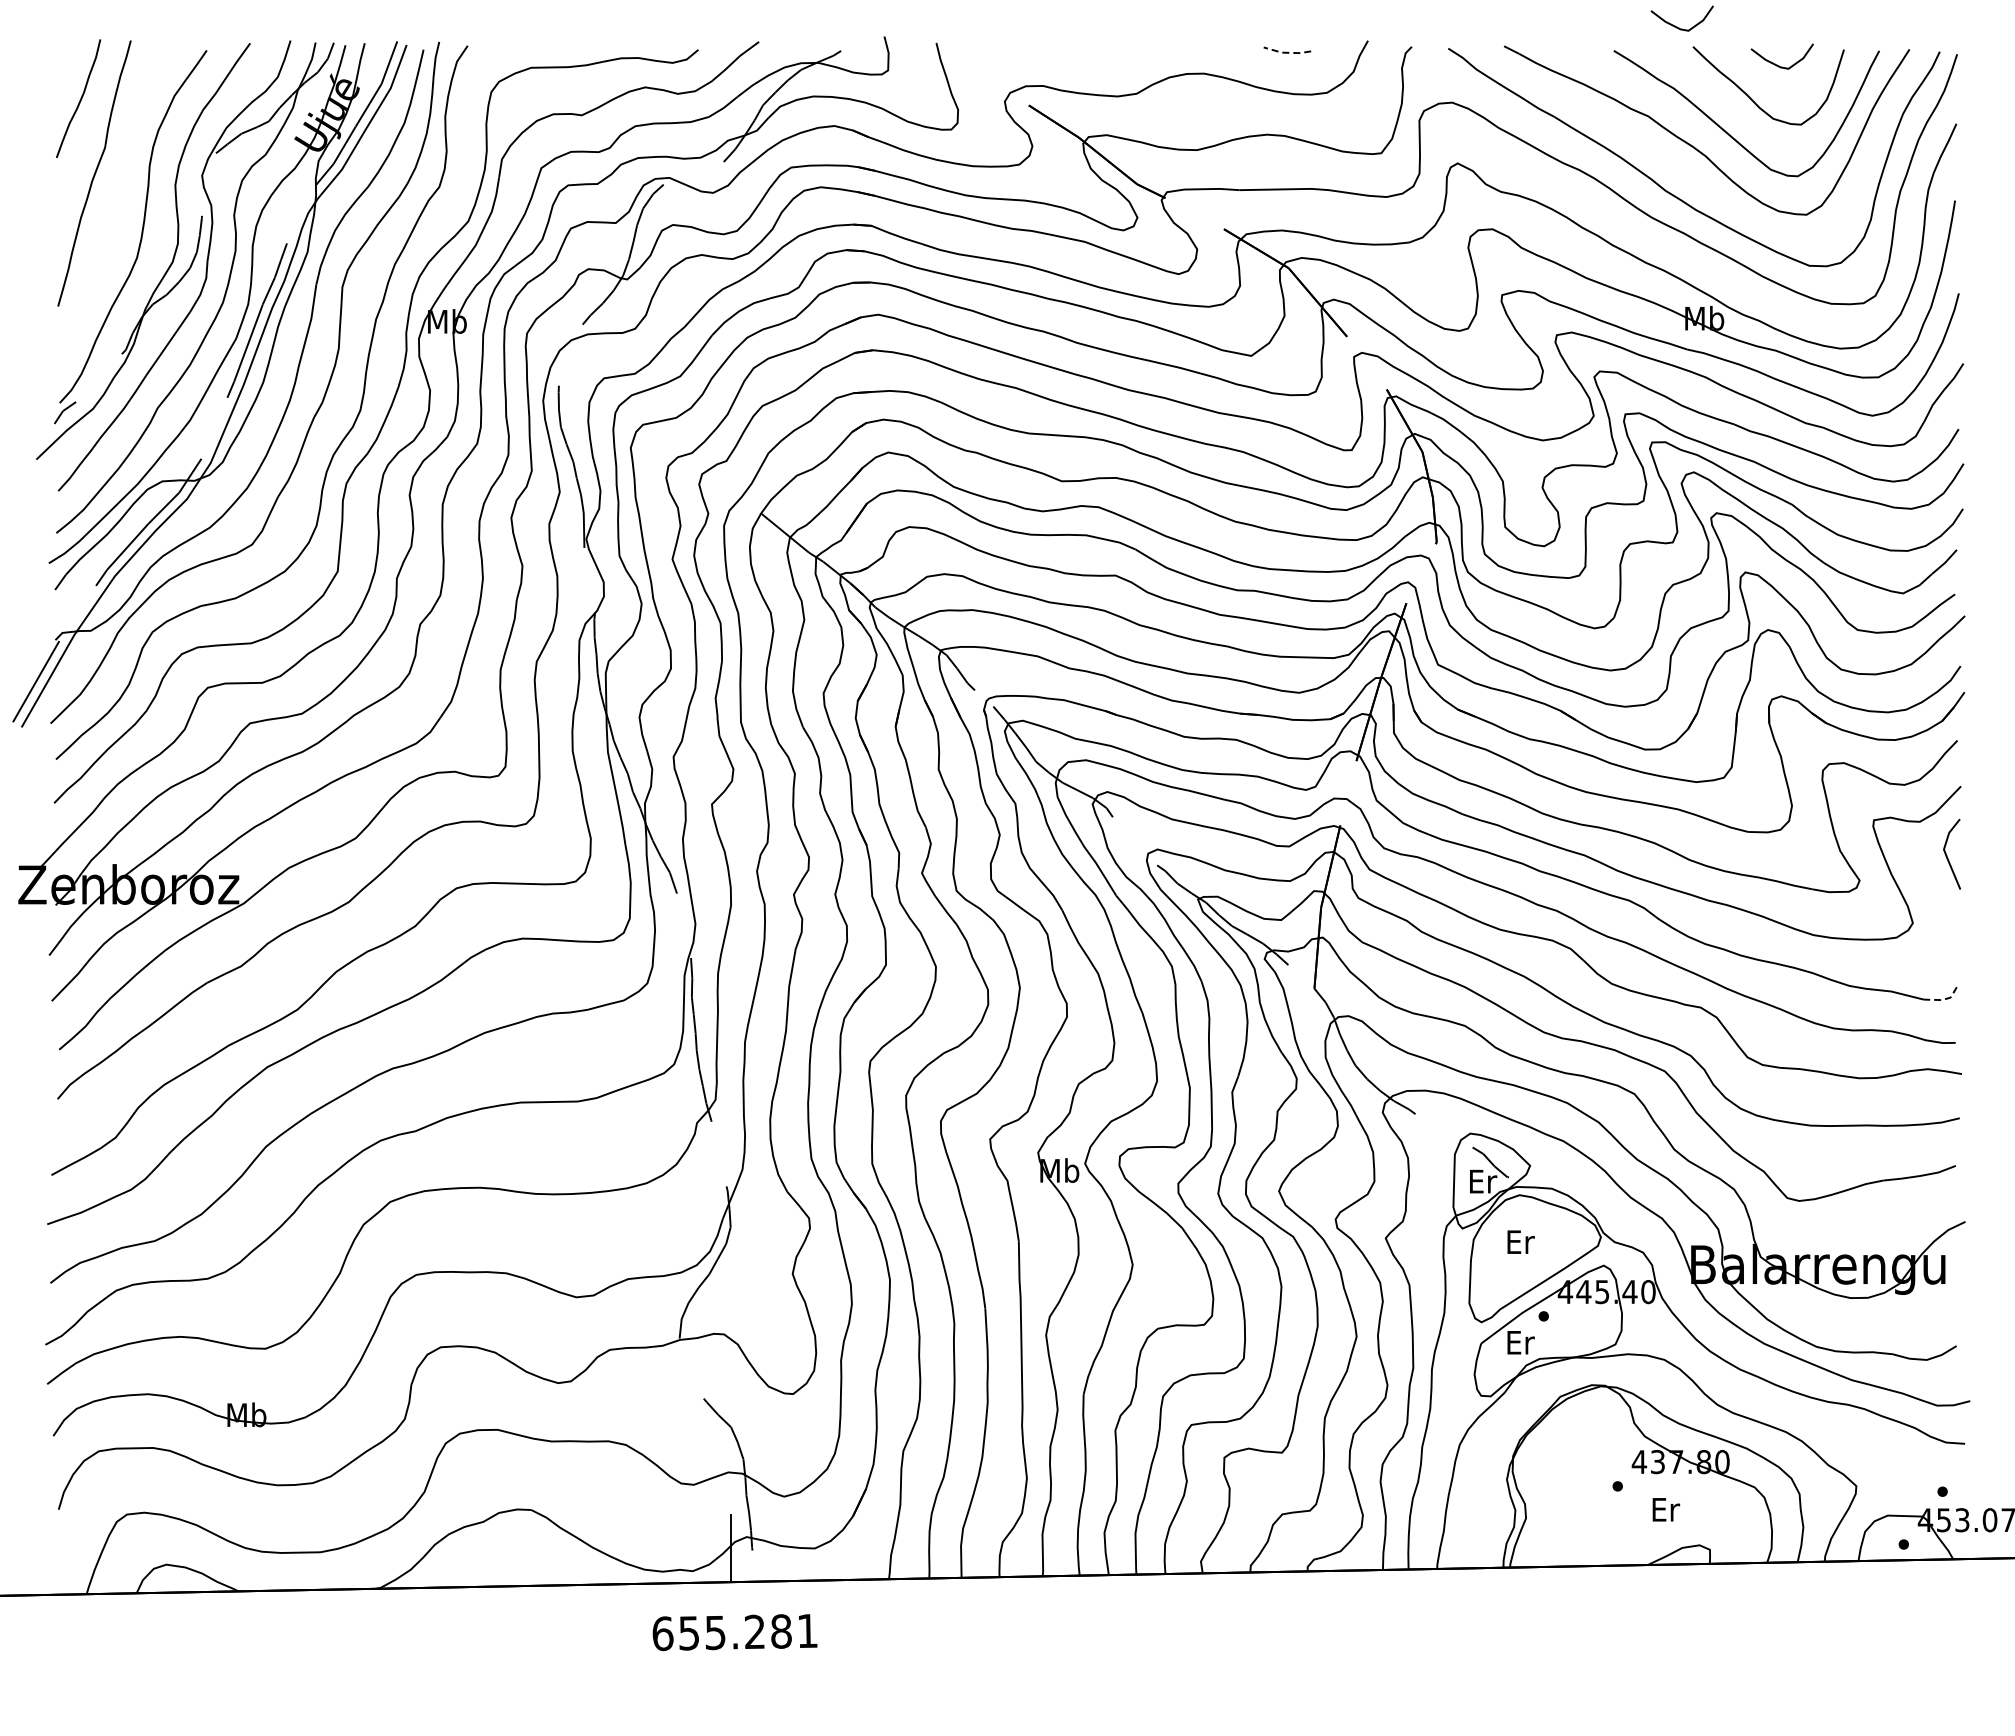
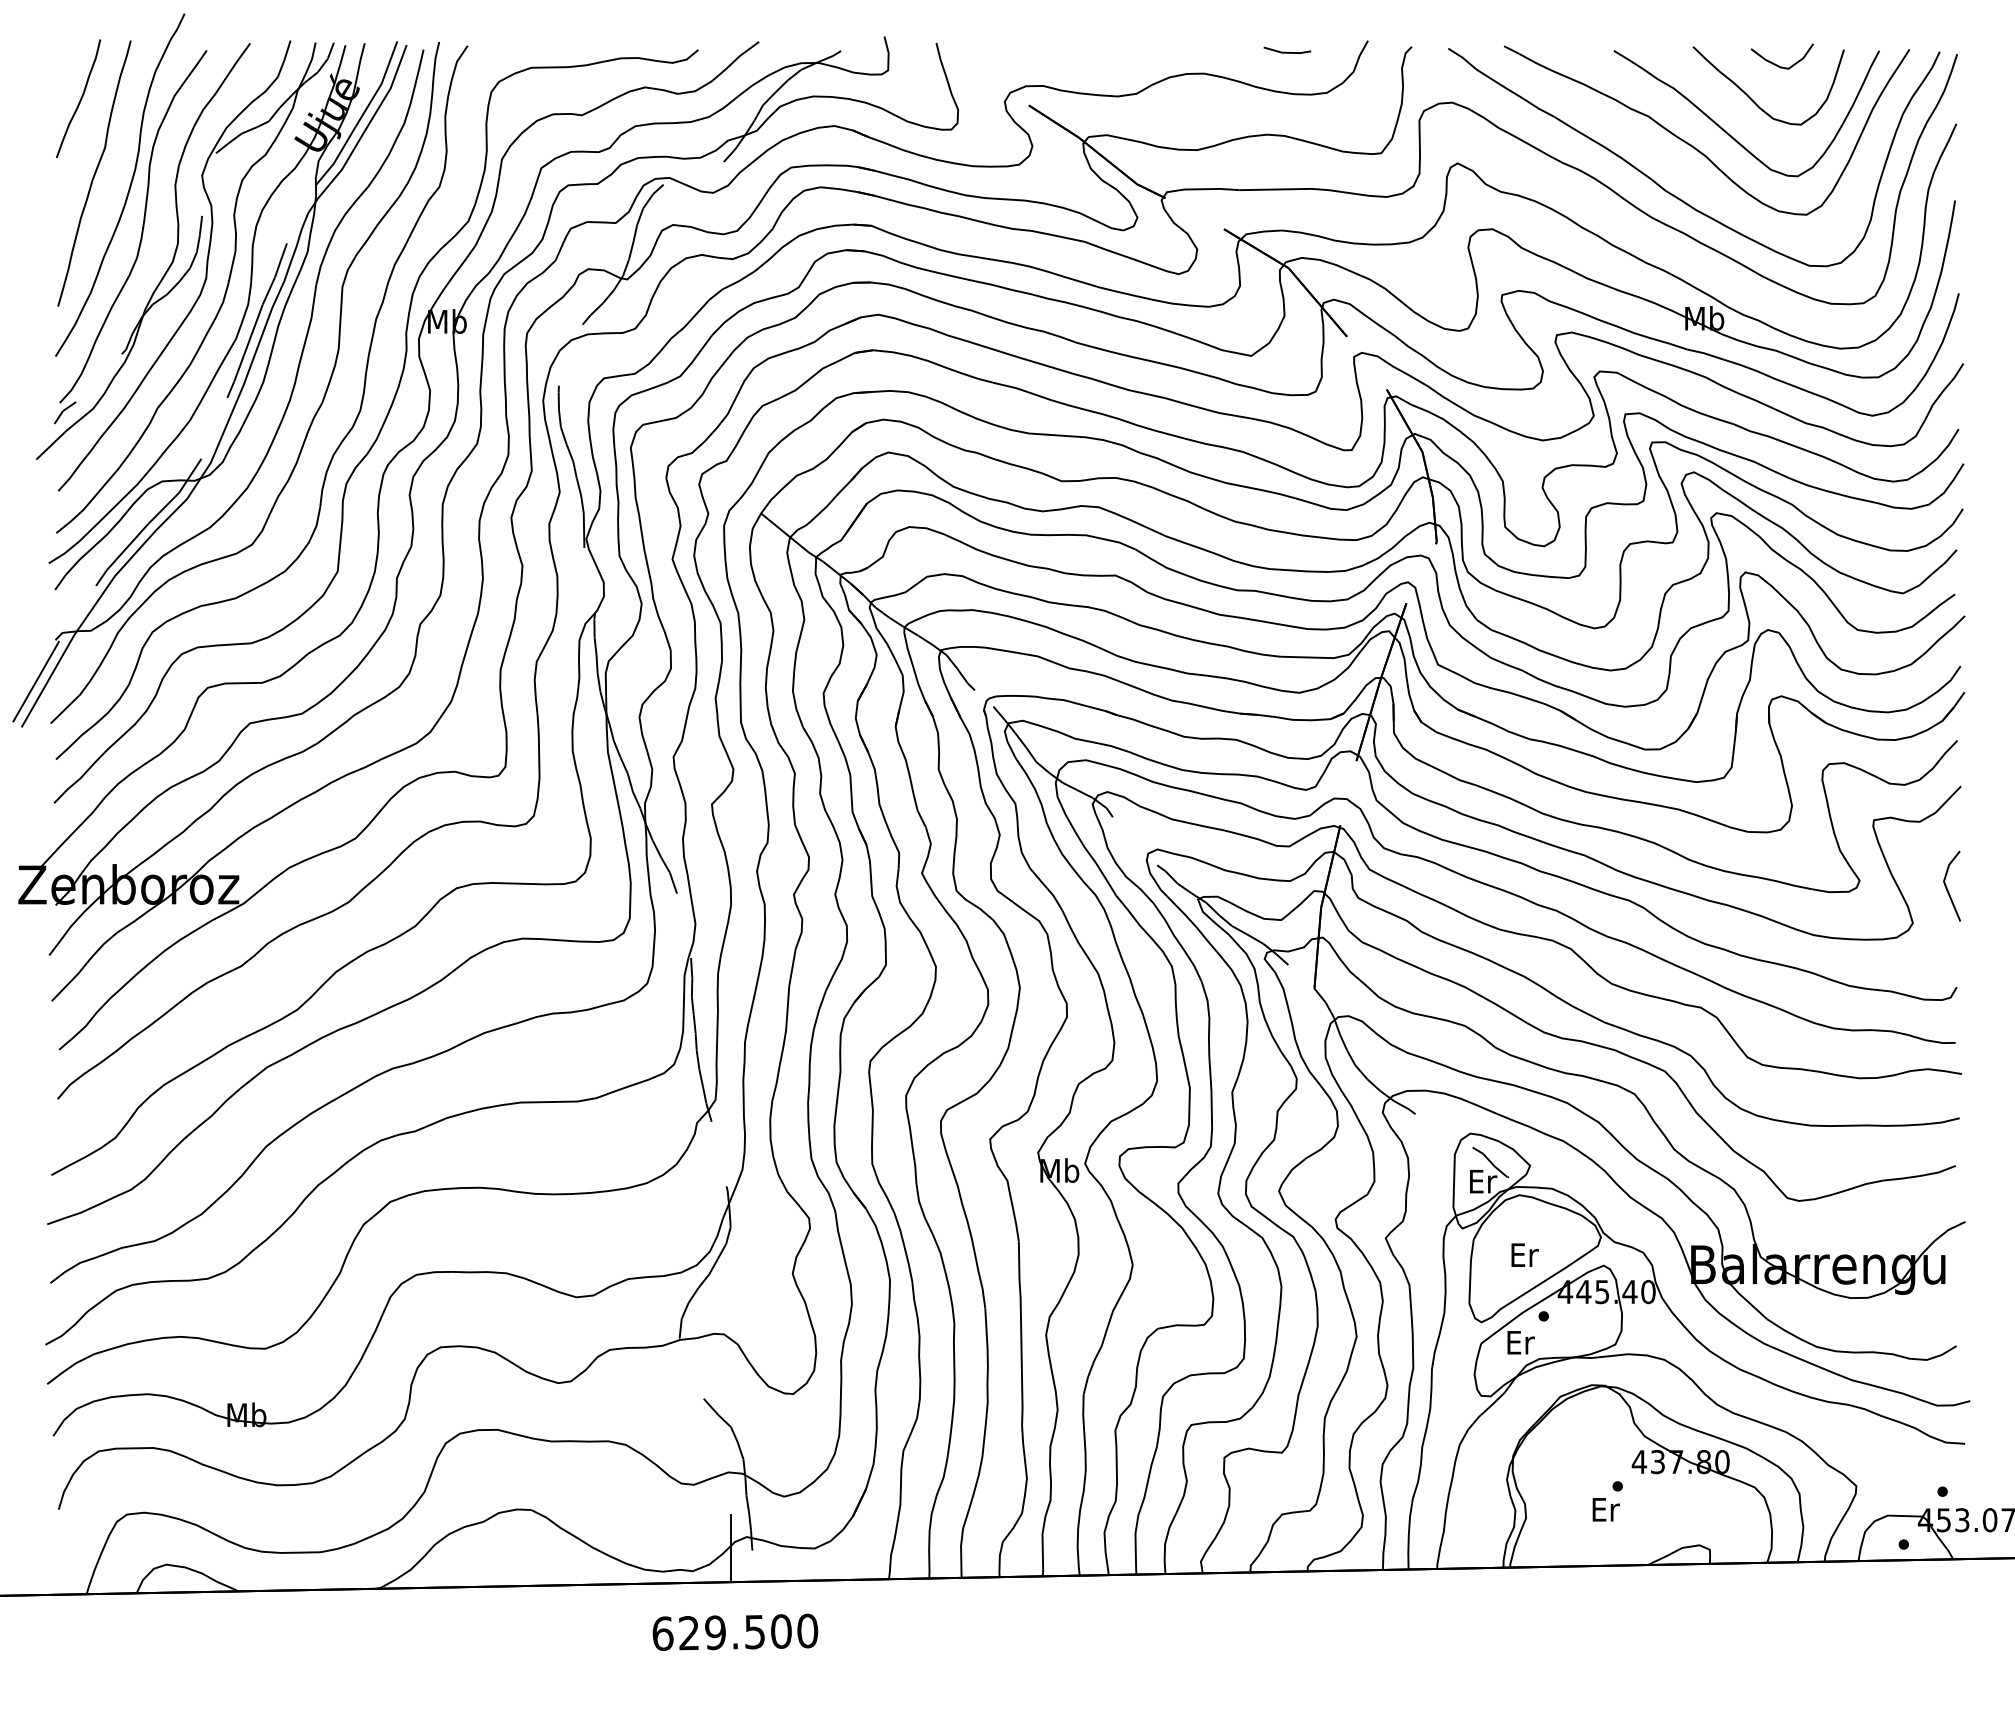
curve: present -> none (1677, 26)
line: dashed -> solid (1287, 52)
curve: none -> present (128, 188)
curve position: (1947, 855) -> (1947, 887) (1947, 887)
line: dashed -> solid (1943, 999)
text position: (1520, 1241) -> (1524, 1254) (1524, 1254)
text position: (1666, 1509) -> (1606, 1509) (1606, 1509)
text: 655.281 -> 629.500 (748, 1631)
